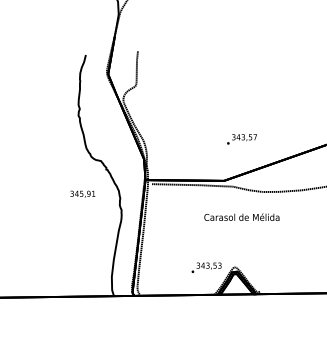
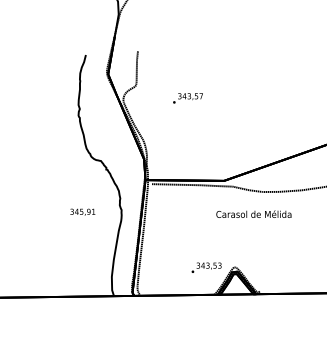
text position: (241, 139) -> (187, 98) (187, 98)
text position: (82, 193) -> (82, 211) (82, 211)
text position: (241, 216) -> (253, 213) (253, 213)
